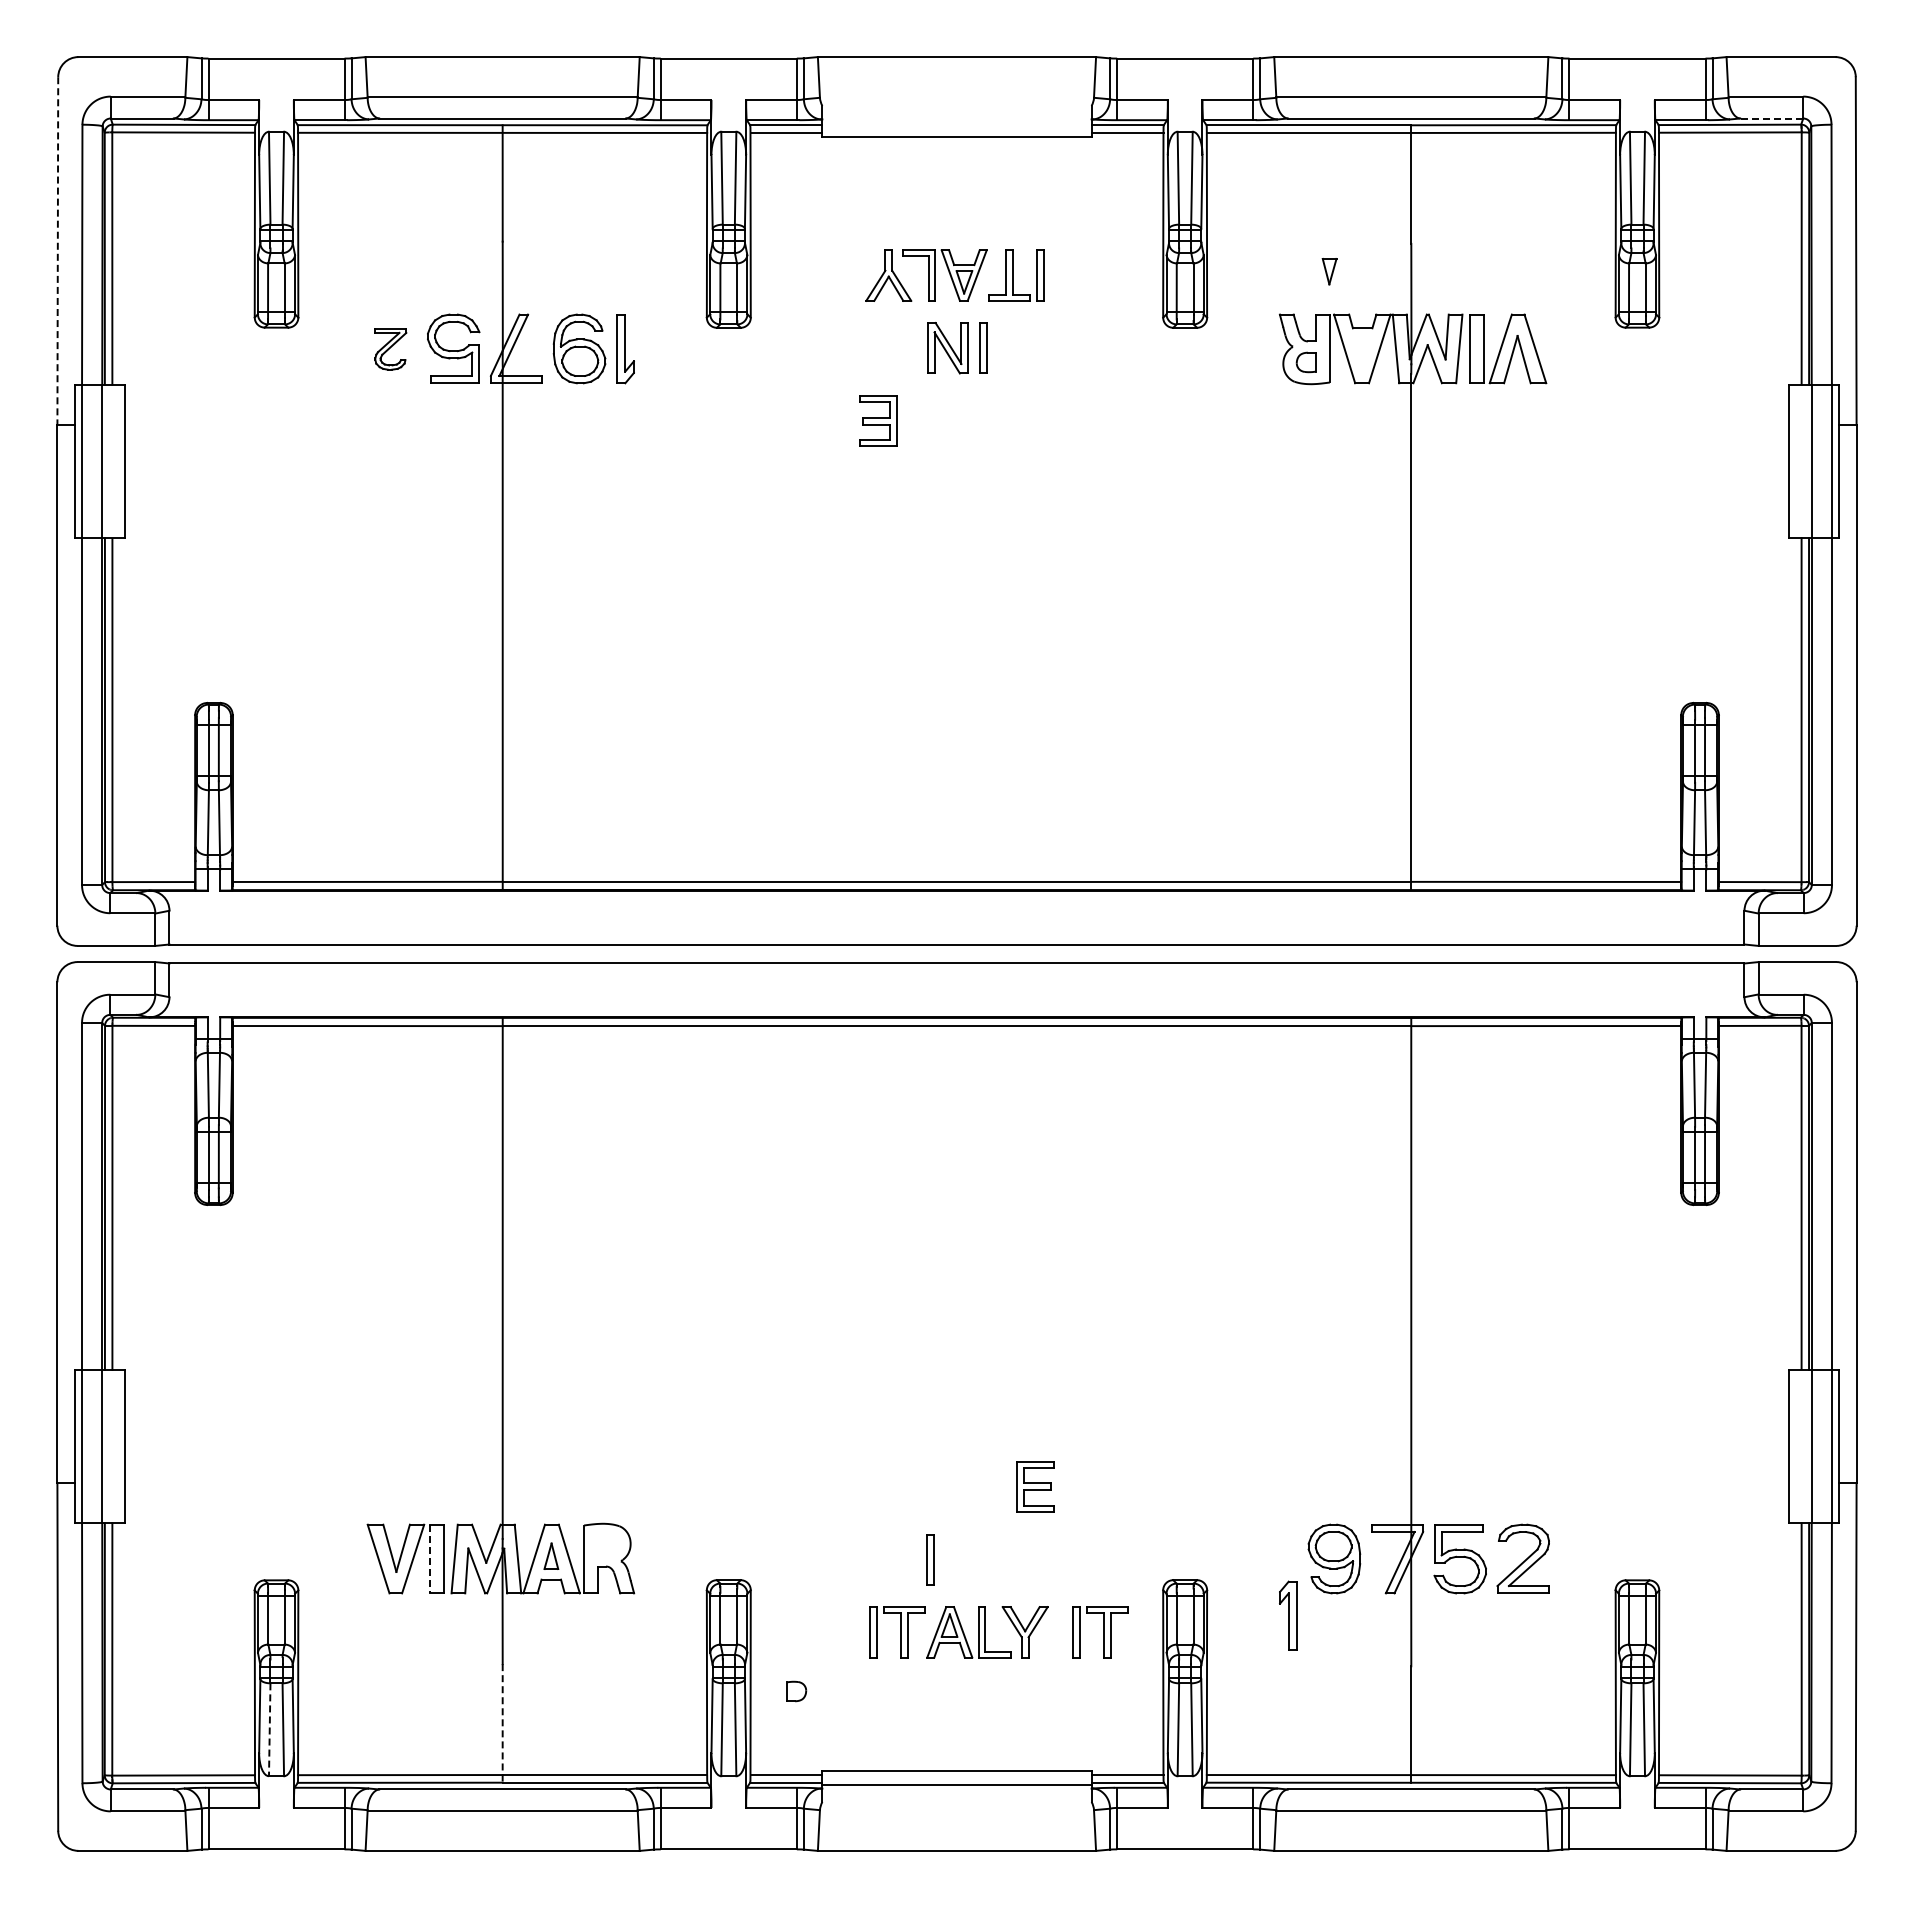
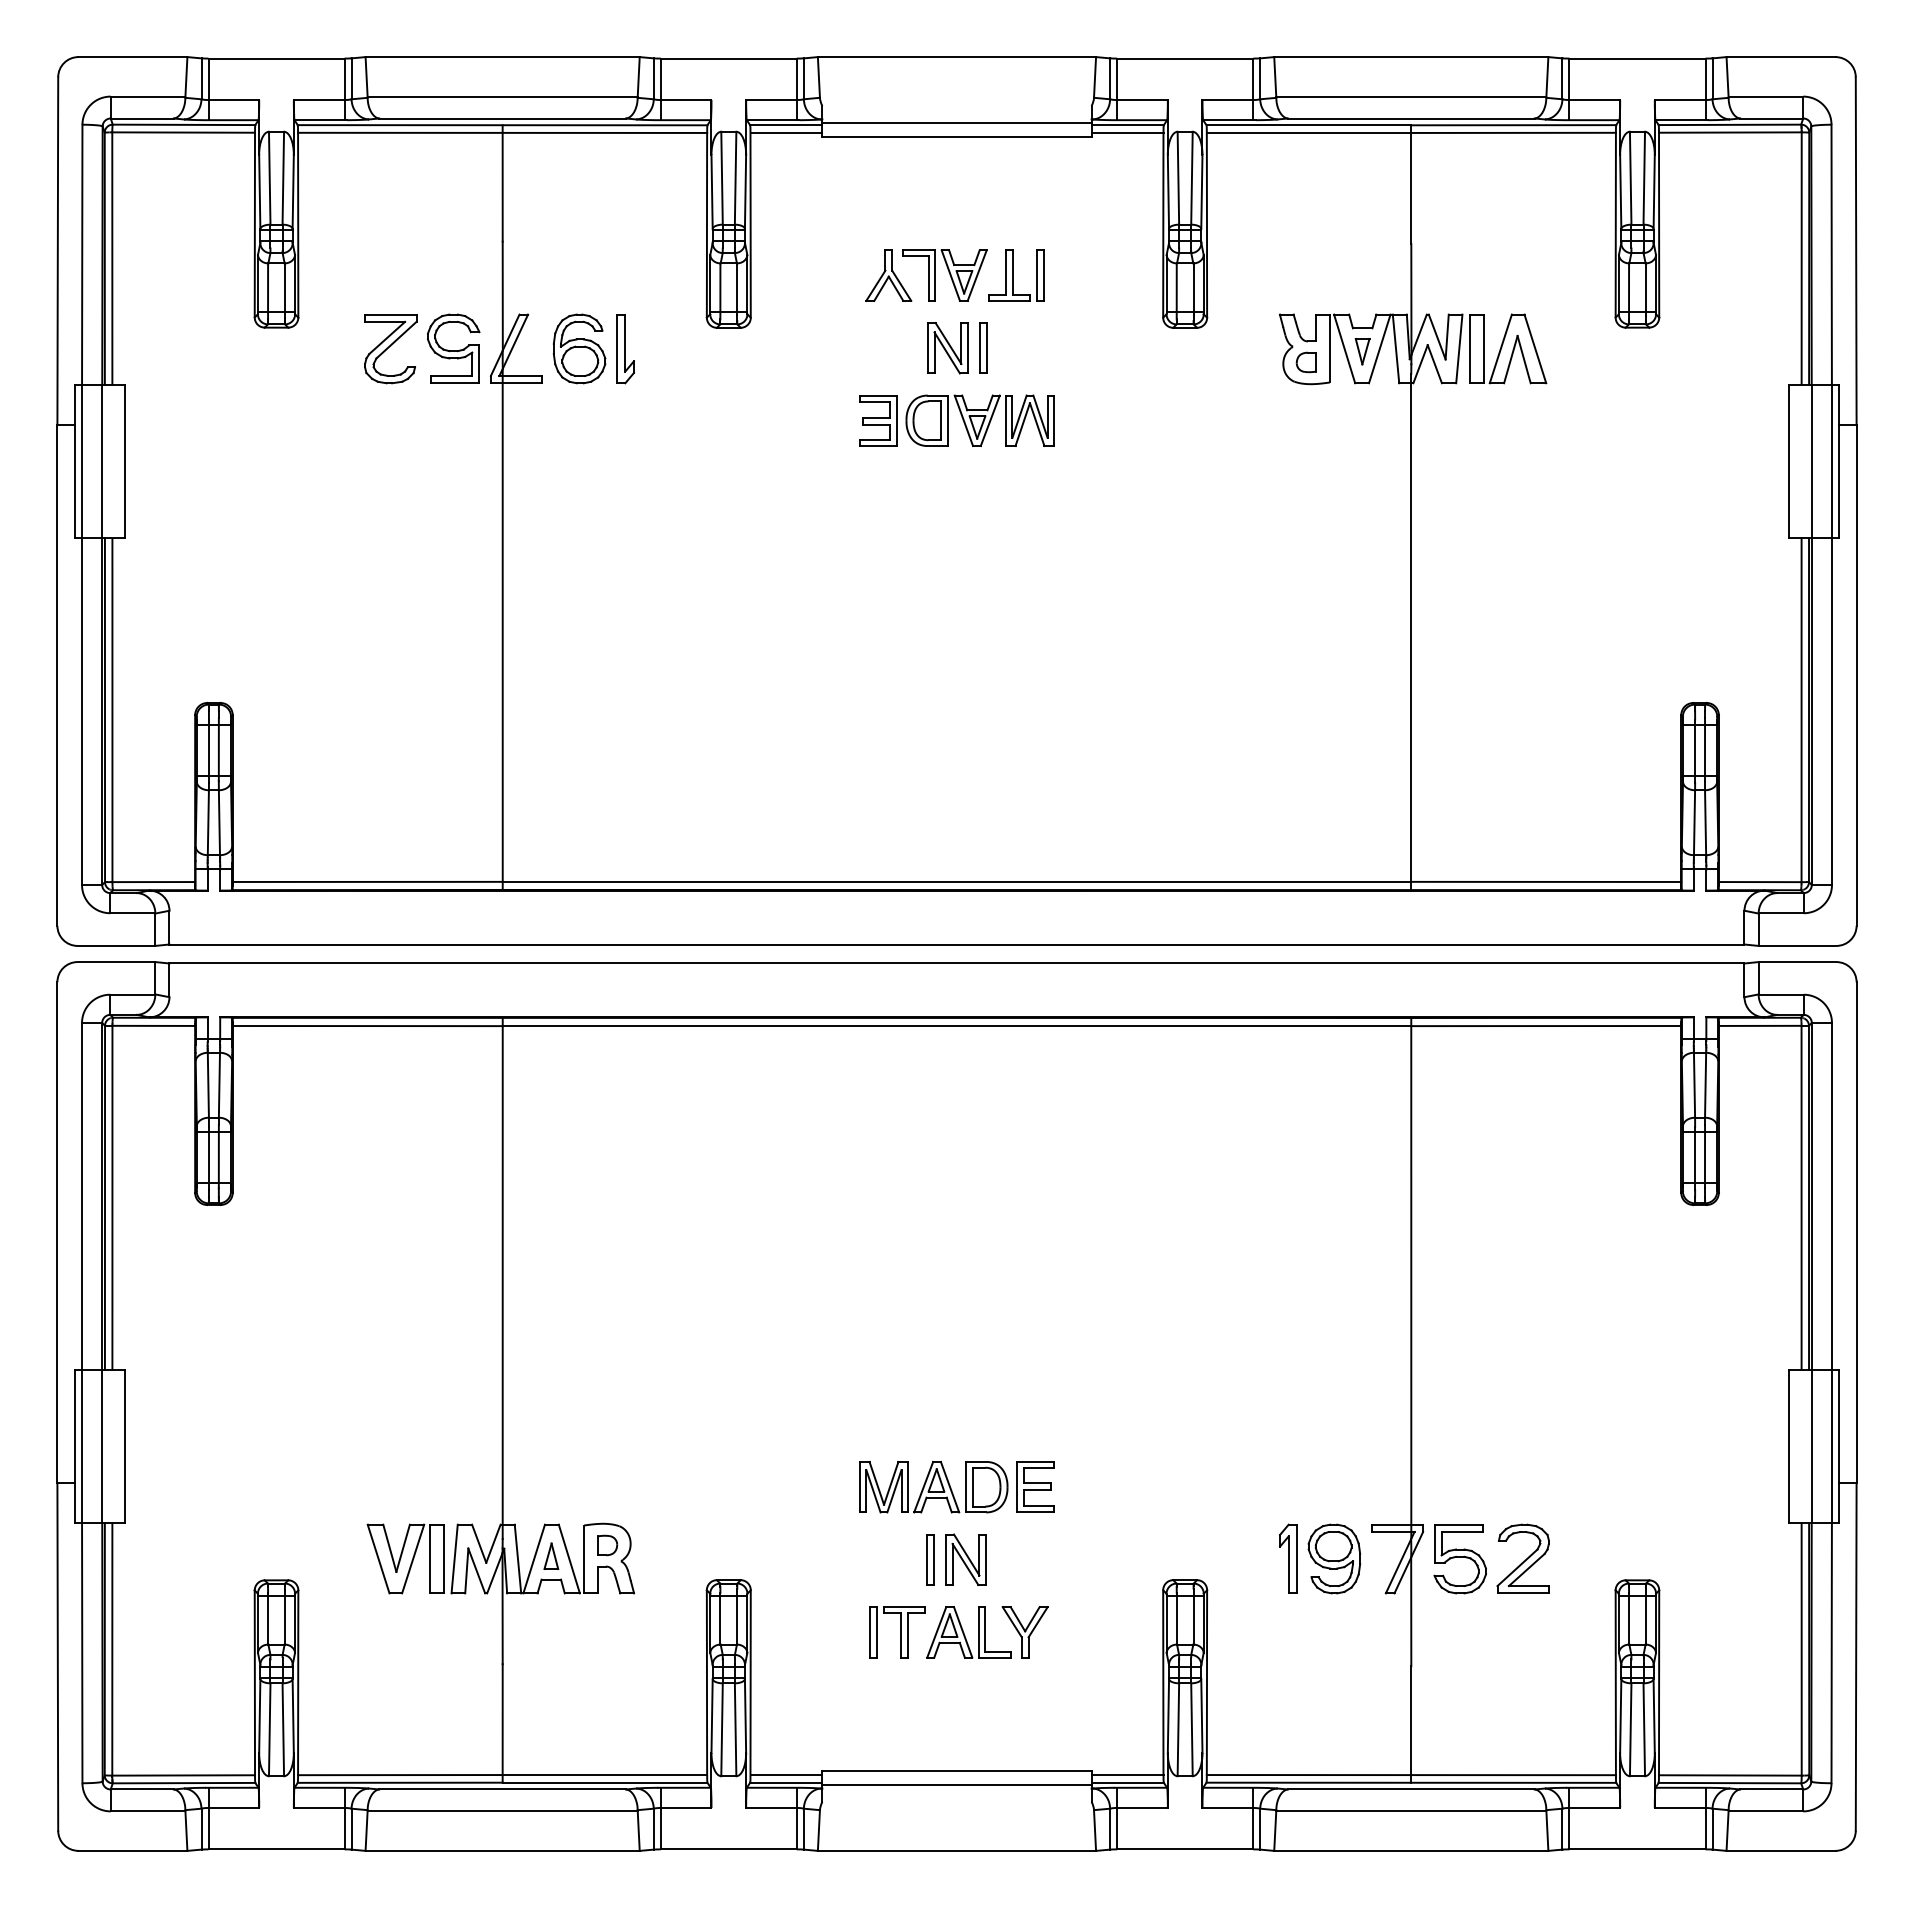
line: dashed -> solid (1771, 118)
line: none -> present (956, 122)
line: dashed -> solid (57, 251)
part position: (1329, 271) -> (1362, 351) (1362, 351)
part size: 34x43 px -> 54x71 px (390, 349)
part: none -> present (979, 420)
part: none -> present (933, 1486)
line: dashed -> solid (429, 1559)
part: none -> present (965, 1559)
part position: (1288, 1615) -> (1288, 1558) (1288, 1558)
part: present -> none (1100, 1632)
part position: (796, 1691) -> (607, 1545) (607, 1545)
line: dashed -> solid (502, 1723)
line: dashed -> solid (269, 1730)
